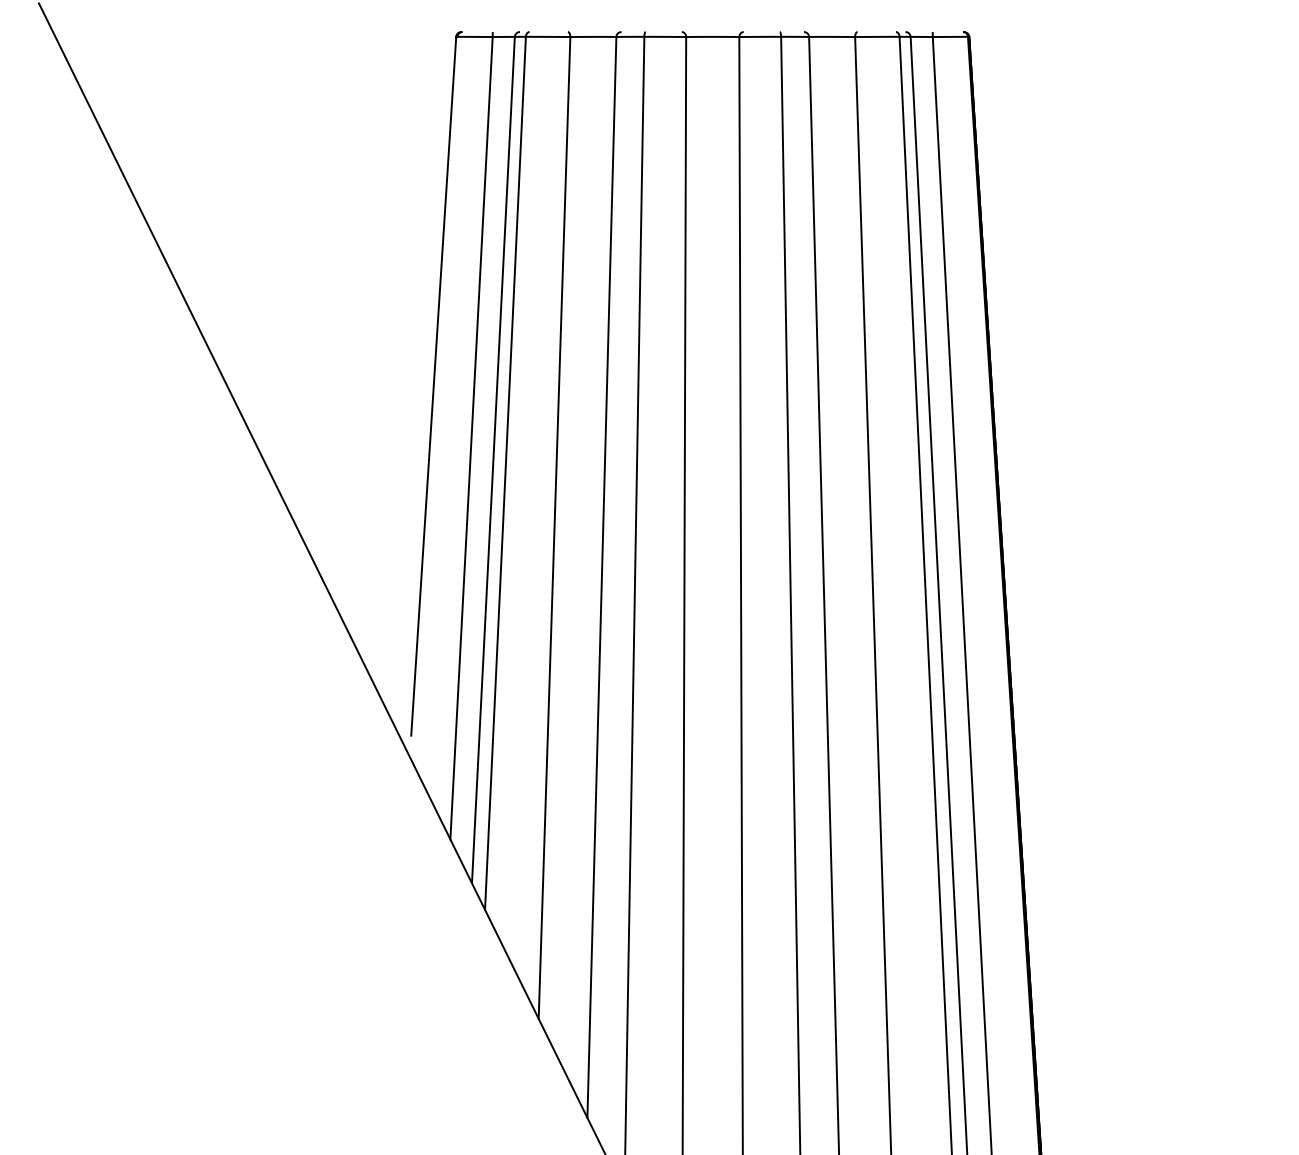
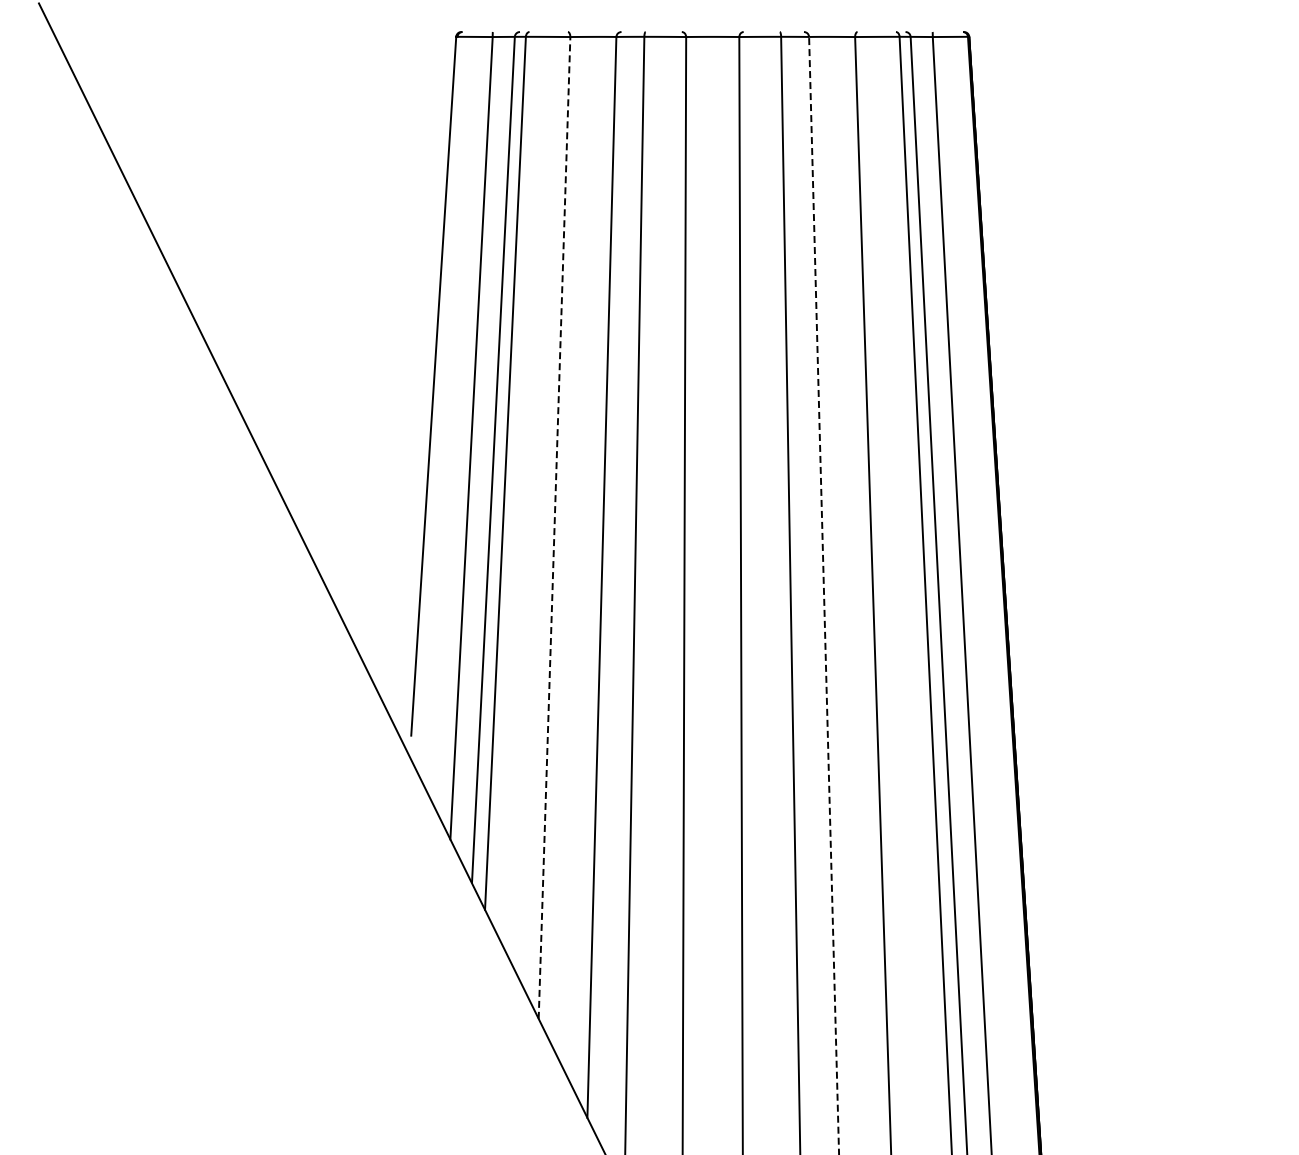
line: solid -> dashed (554, 527)
line: solid -> dashed (824, 595)
